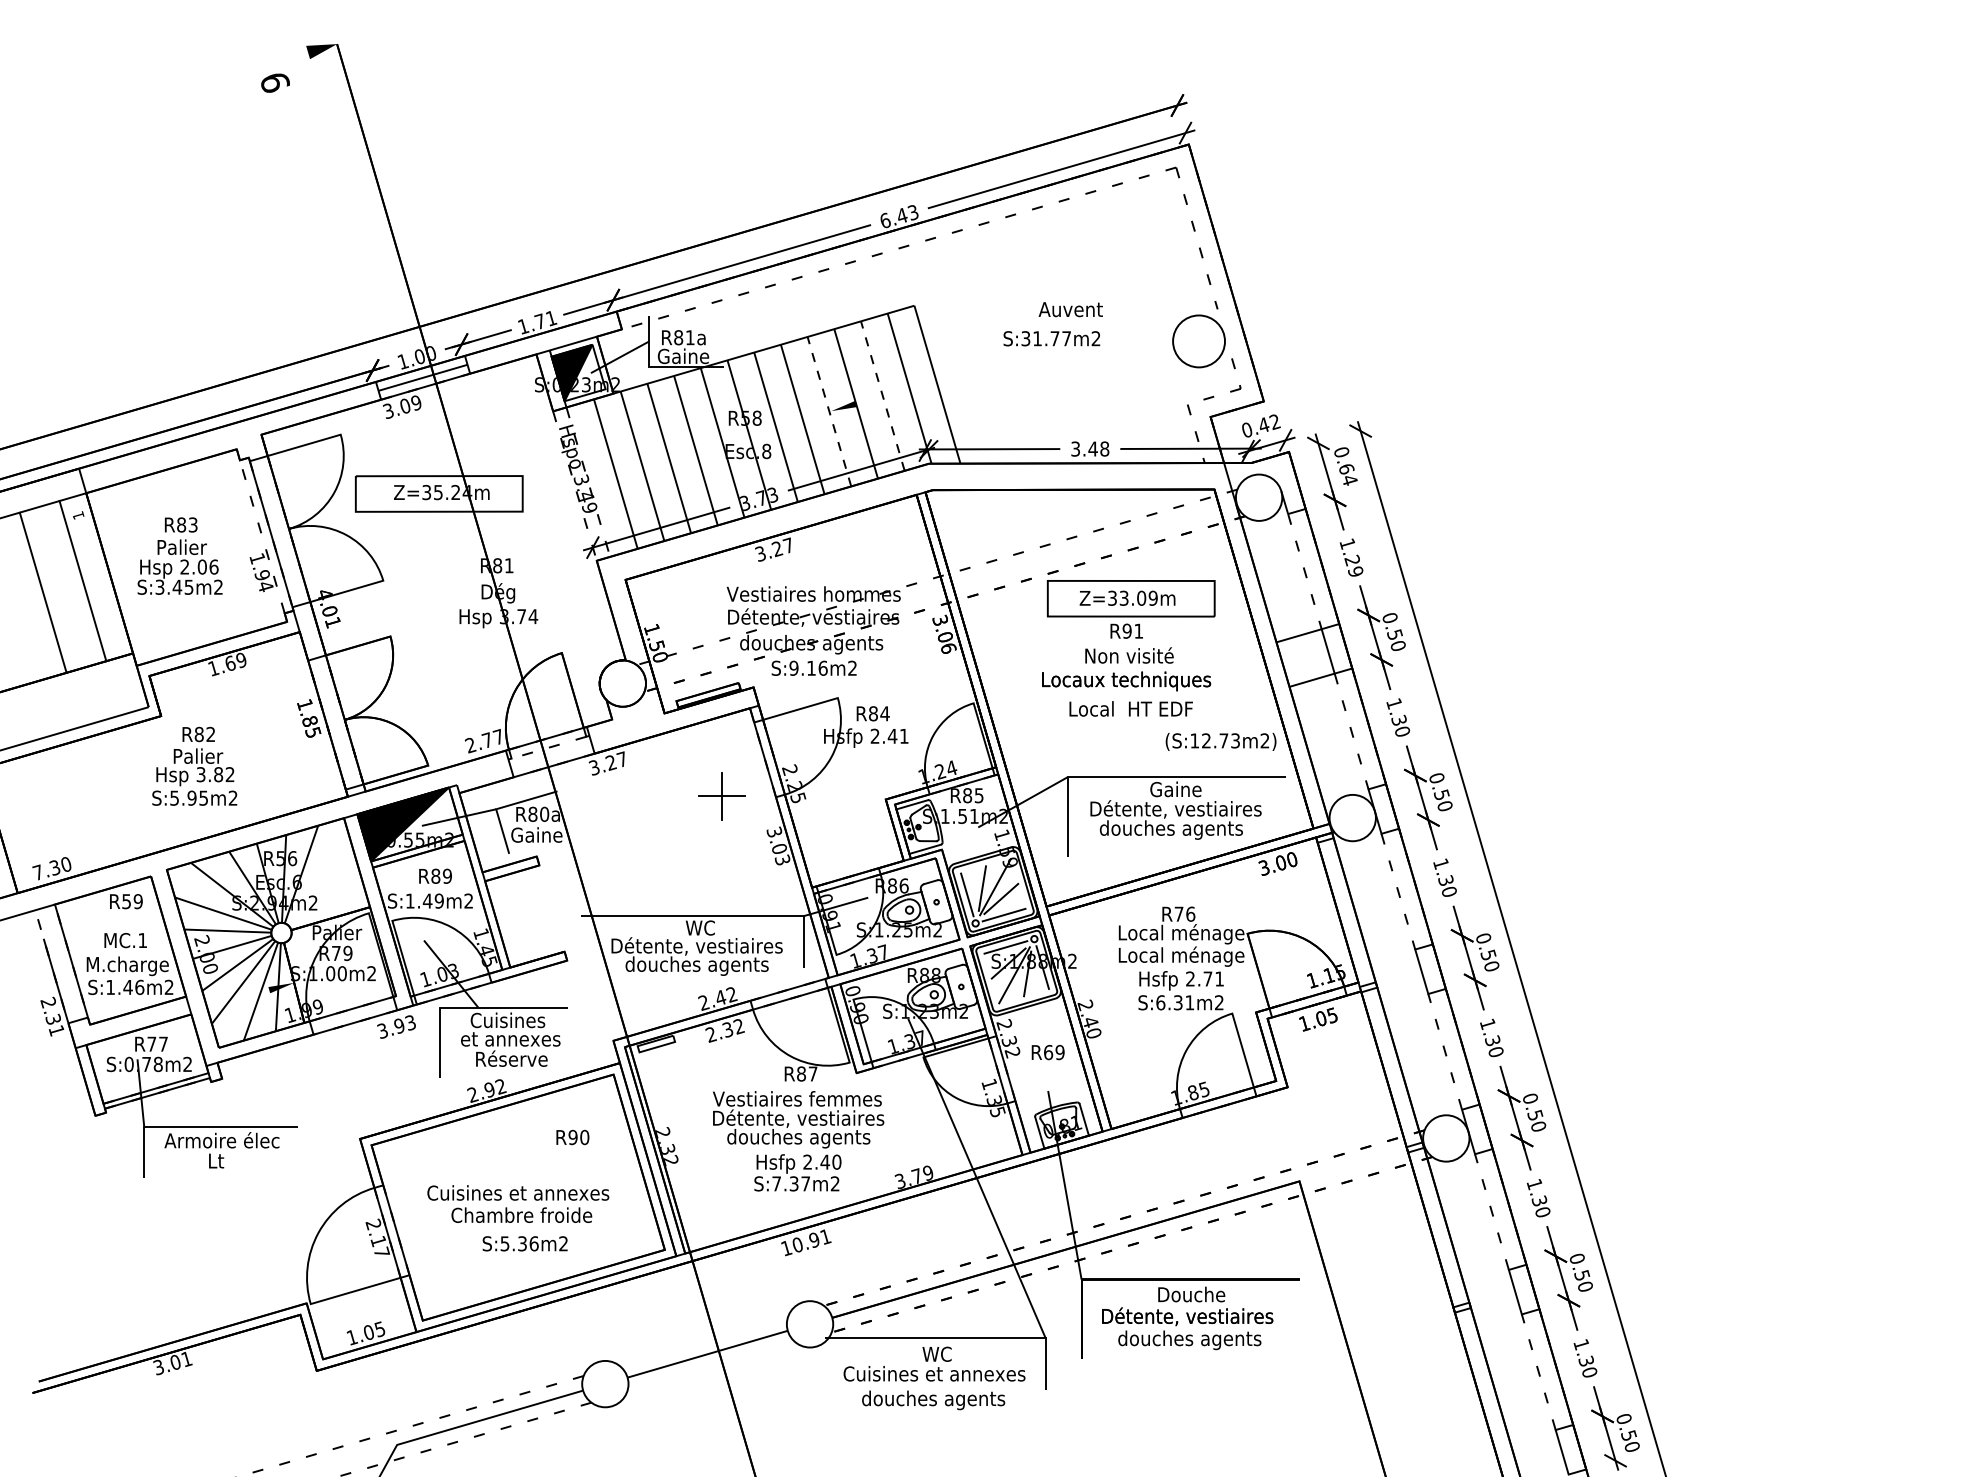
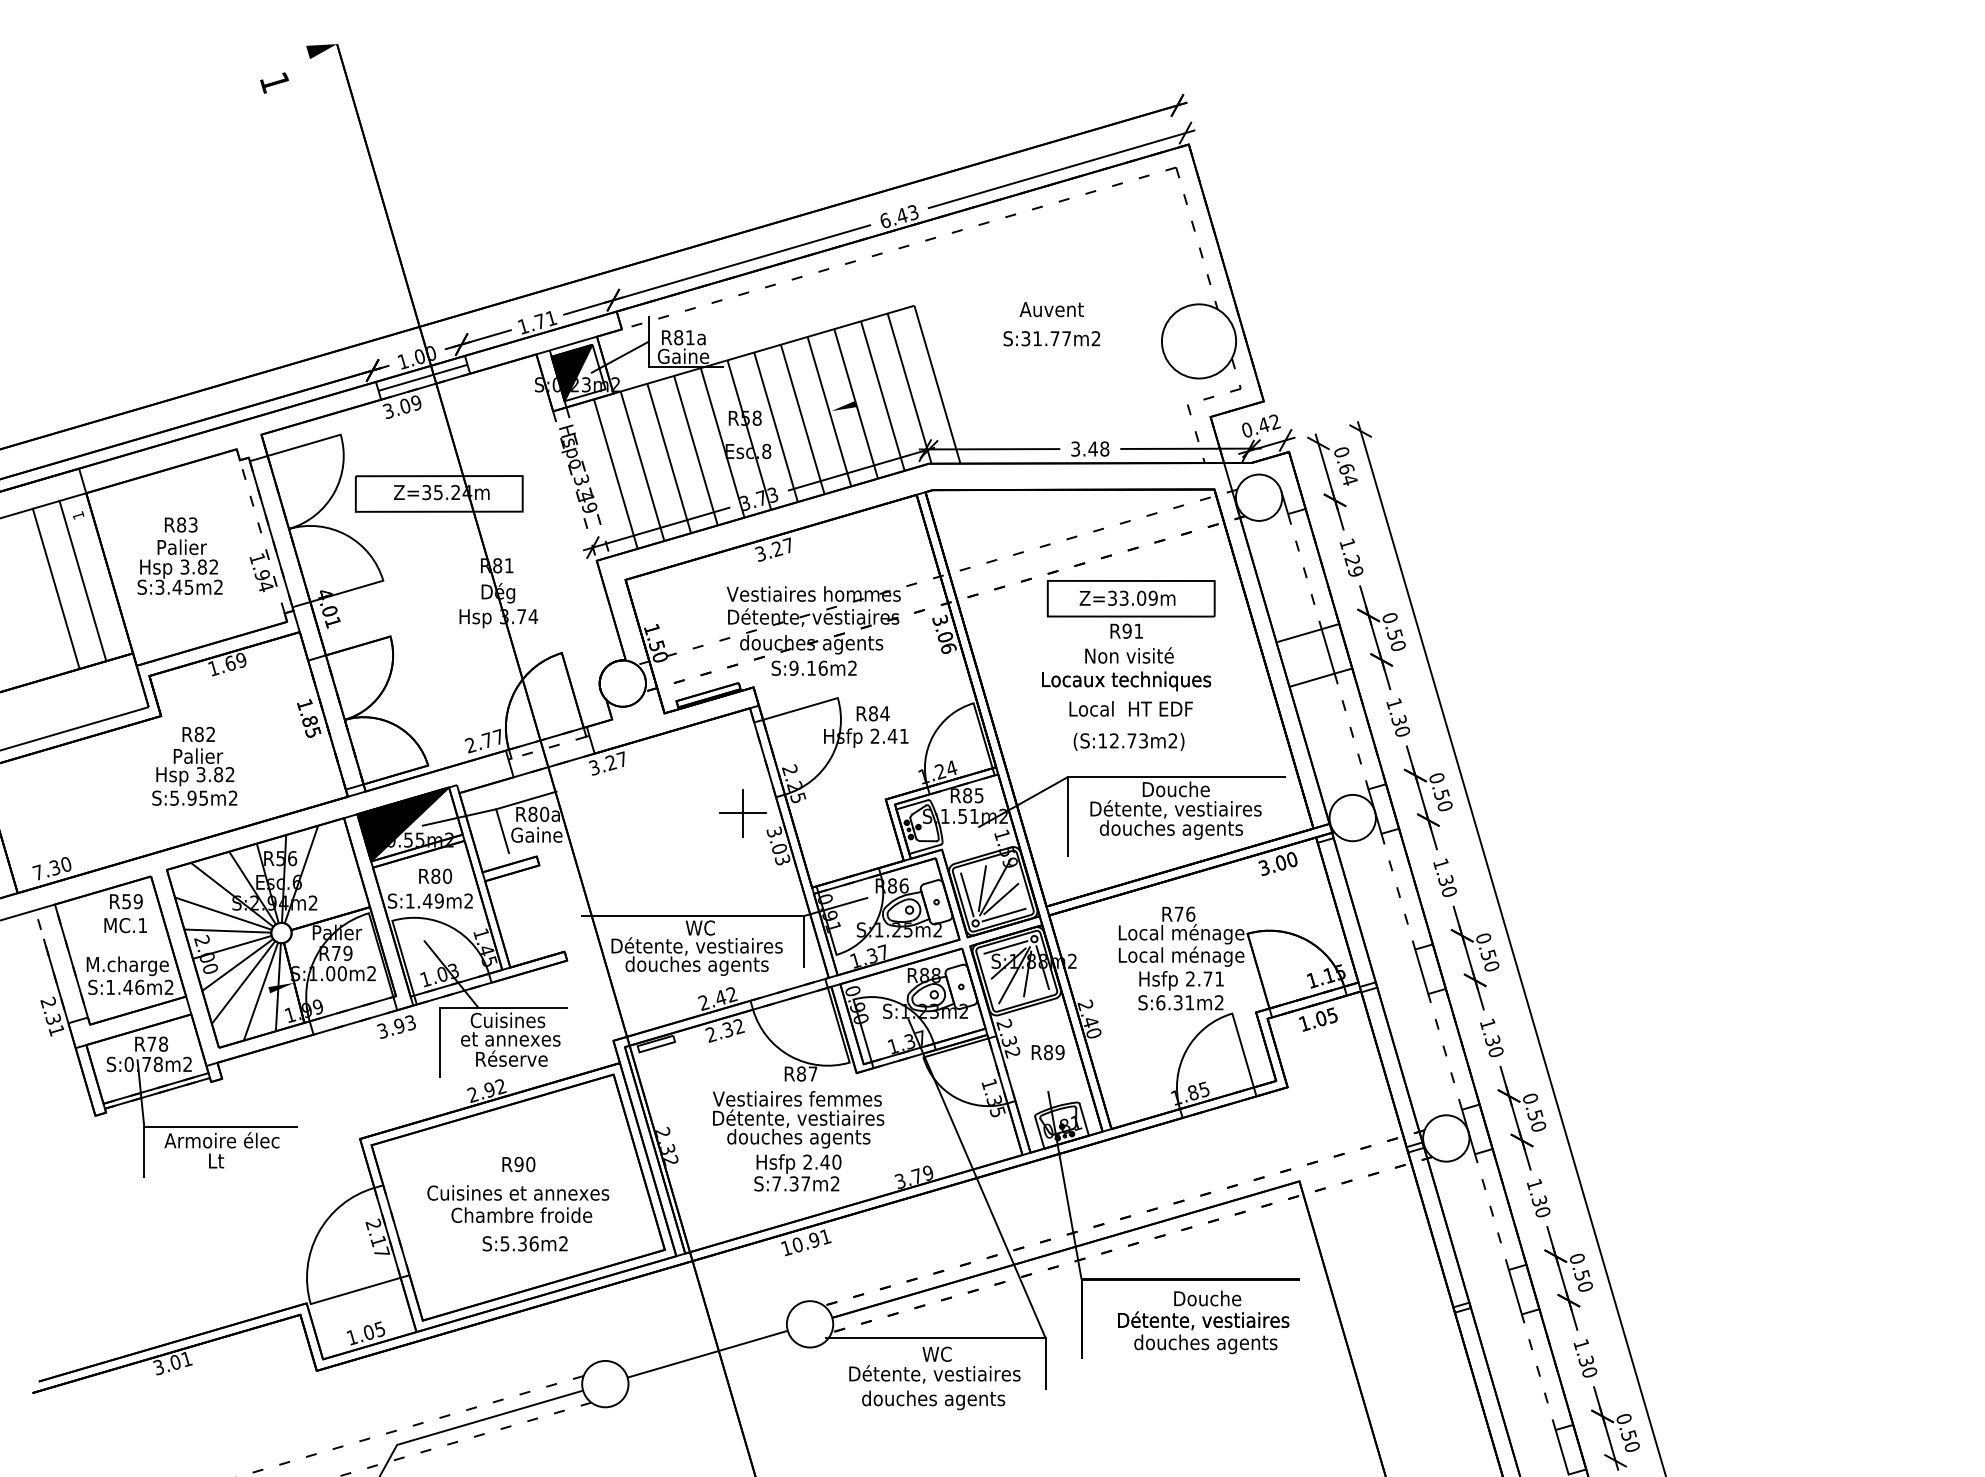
text: 6 -> 1 (274, 82)
text position: (1070, 309) -> (1051, 309) (1051, 309)
circle diameter: 52 px -> 74 px (1198, 341)
line: dashed -> solid (882, 396)
line: dashed -> solid (829, 411)
text: 2.06 -> 3.82 (199, 566)
line position: (42, 592) -> (55, 588) (55, 588)
text position: (1220, 741) -> (1128, 741) (1128, 741)
text: Gaine -> Douche (1175, 789)
part position: (721, 796) -> (742, 813) (742, 813)
text: R89 -> R80 (446, 876)
text position: (125, 940) -> (125, 925) (125, 925)
text: R77 -> R78 (163, 1043)
text: R69 -> R89 (1048, 1052)
text position: (572, 1137) -> (518, 1164) (518, 1164)
text position: (1187, 1318) -> (1203, 1322) (1203, 1322)
text: Cuisines et annexes -> Détente, vestiaires (934, 1374)
